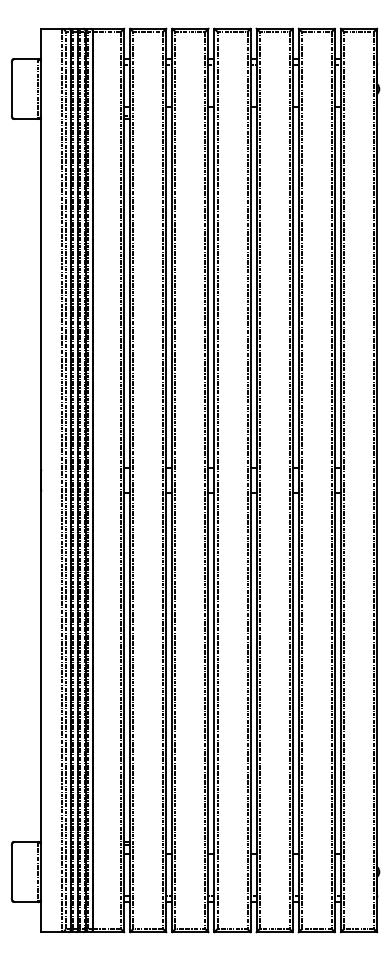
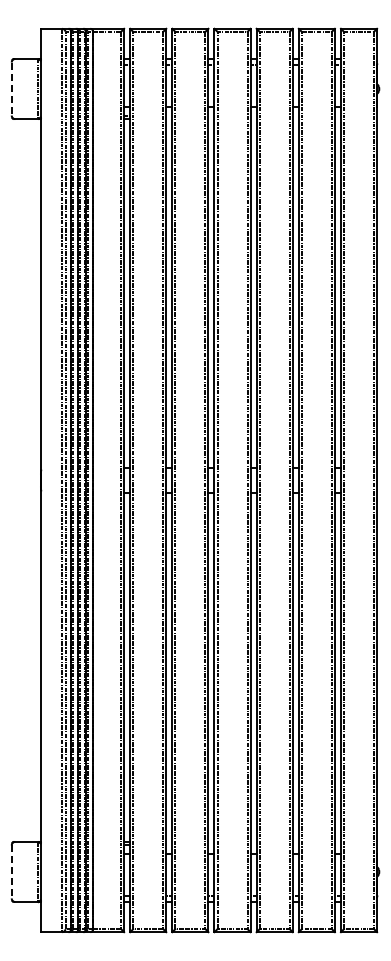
line: solid -> dashed (11, 89)
line: solid -> dashed (11, 872)
